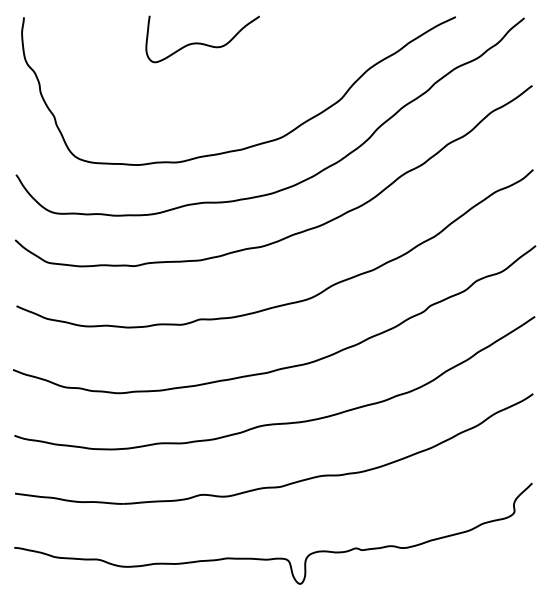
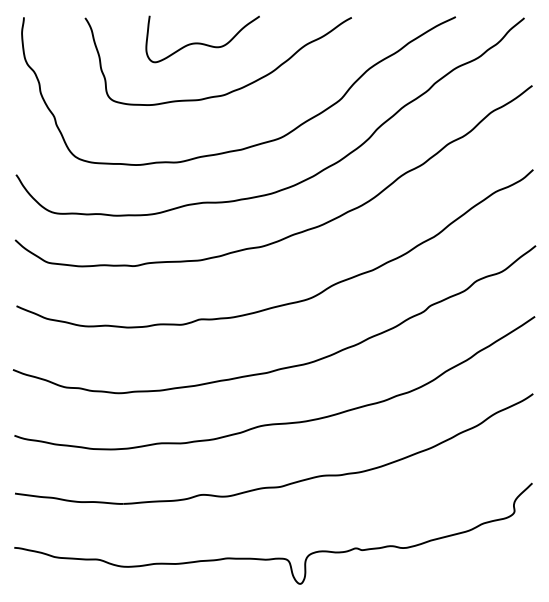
curve: none -> present (229, 91)
